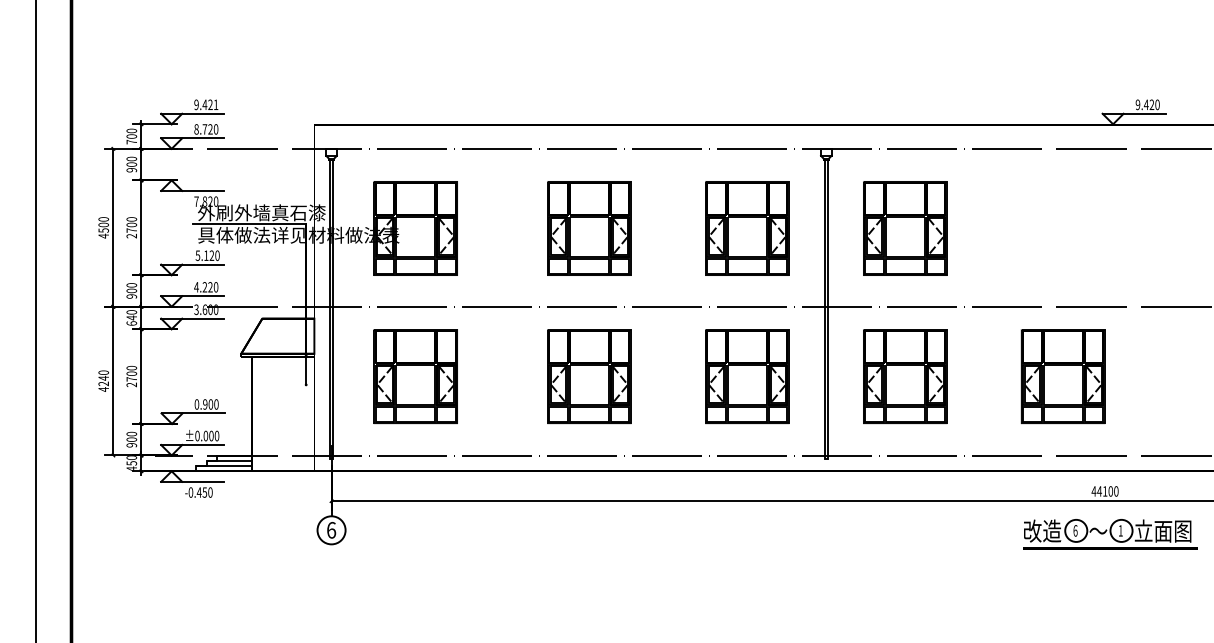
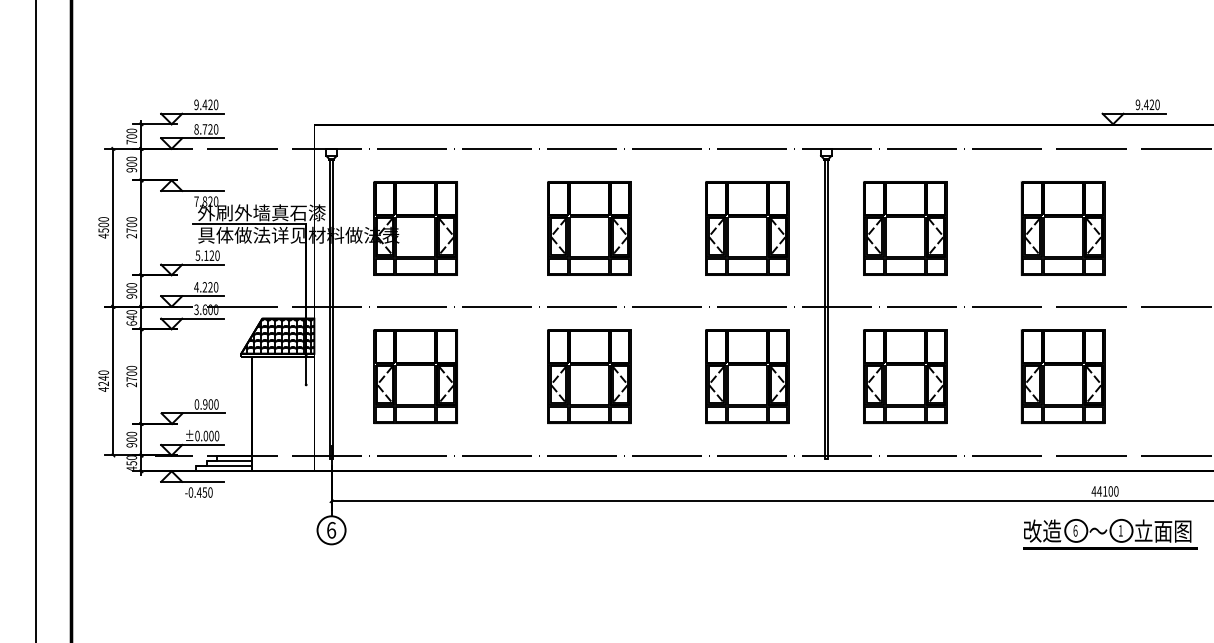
text: 9.421 -> 9.420 (215, 104)
part: none -> present (1062, 228)
hatch: none -> present (279, 335)
